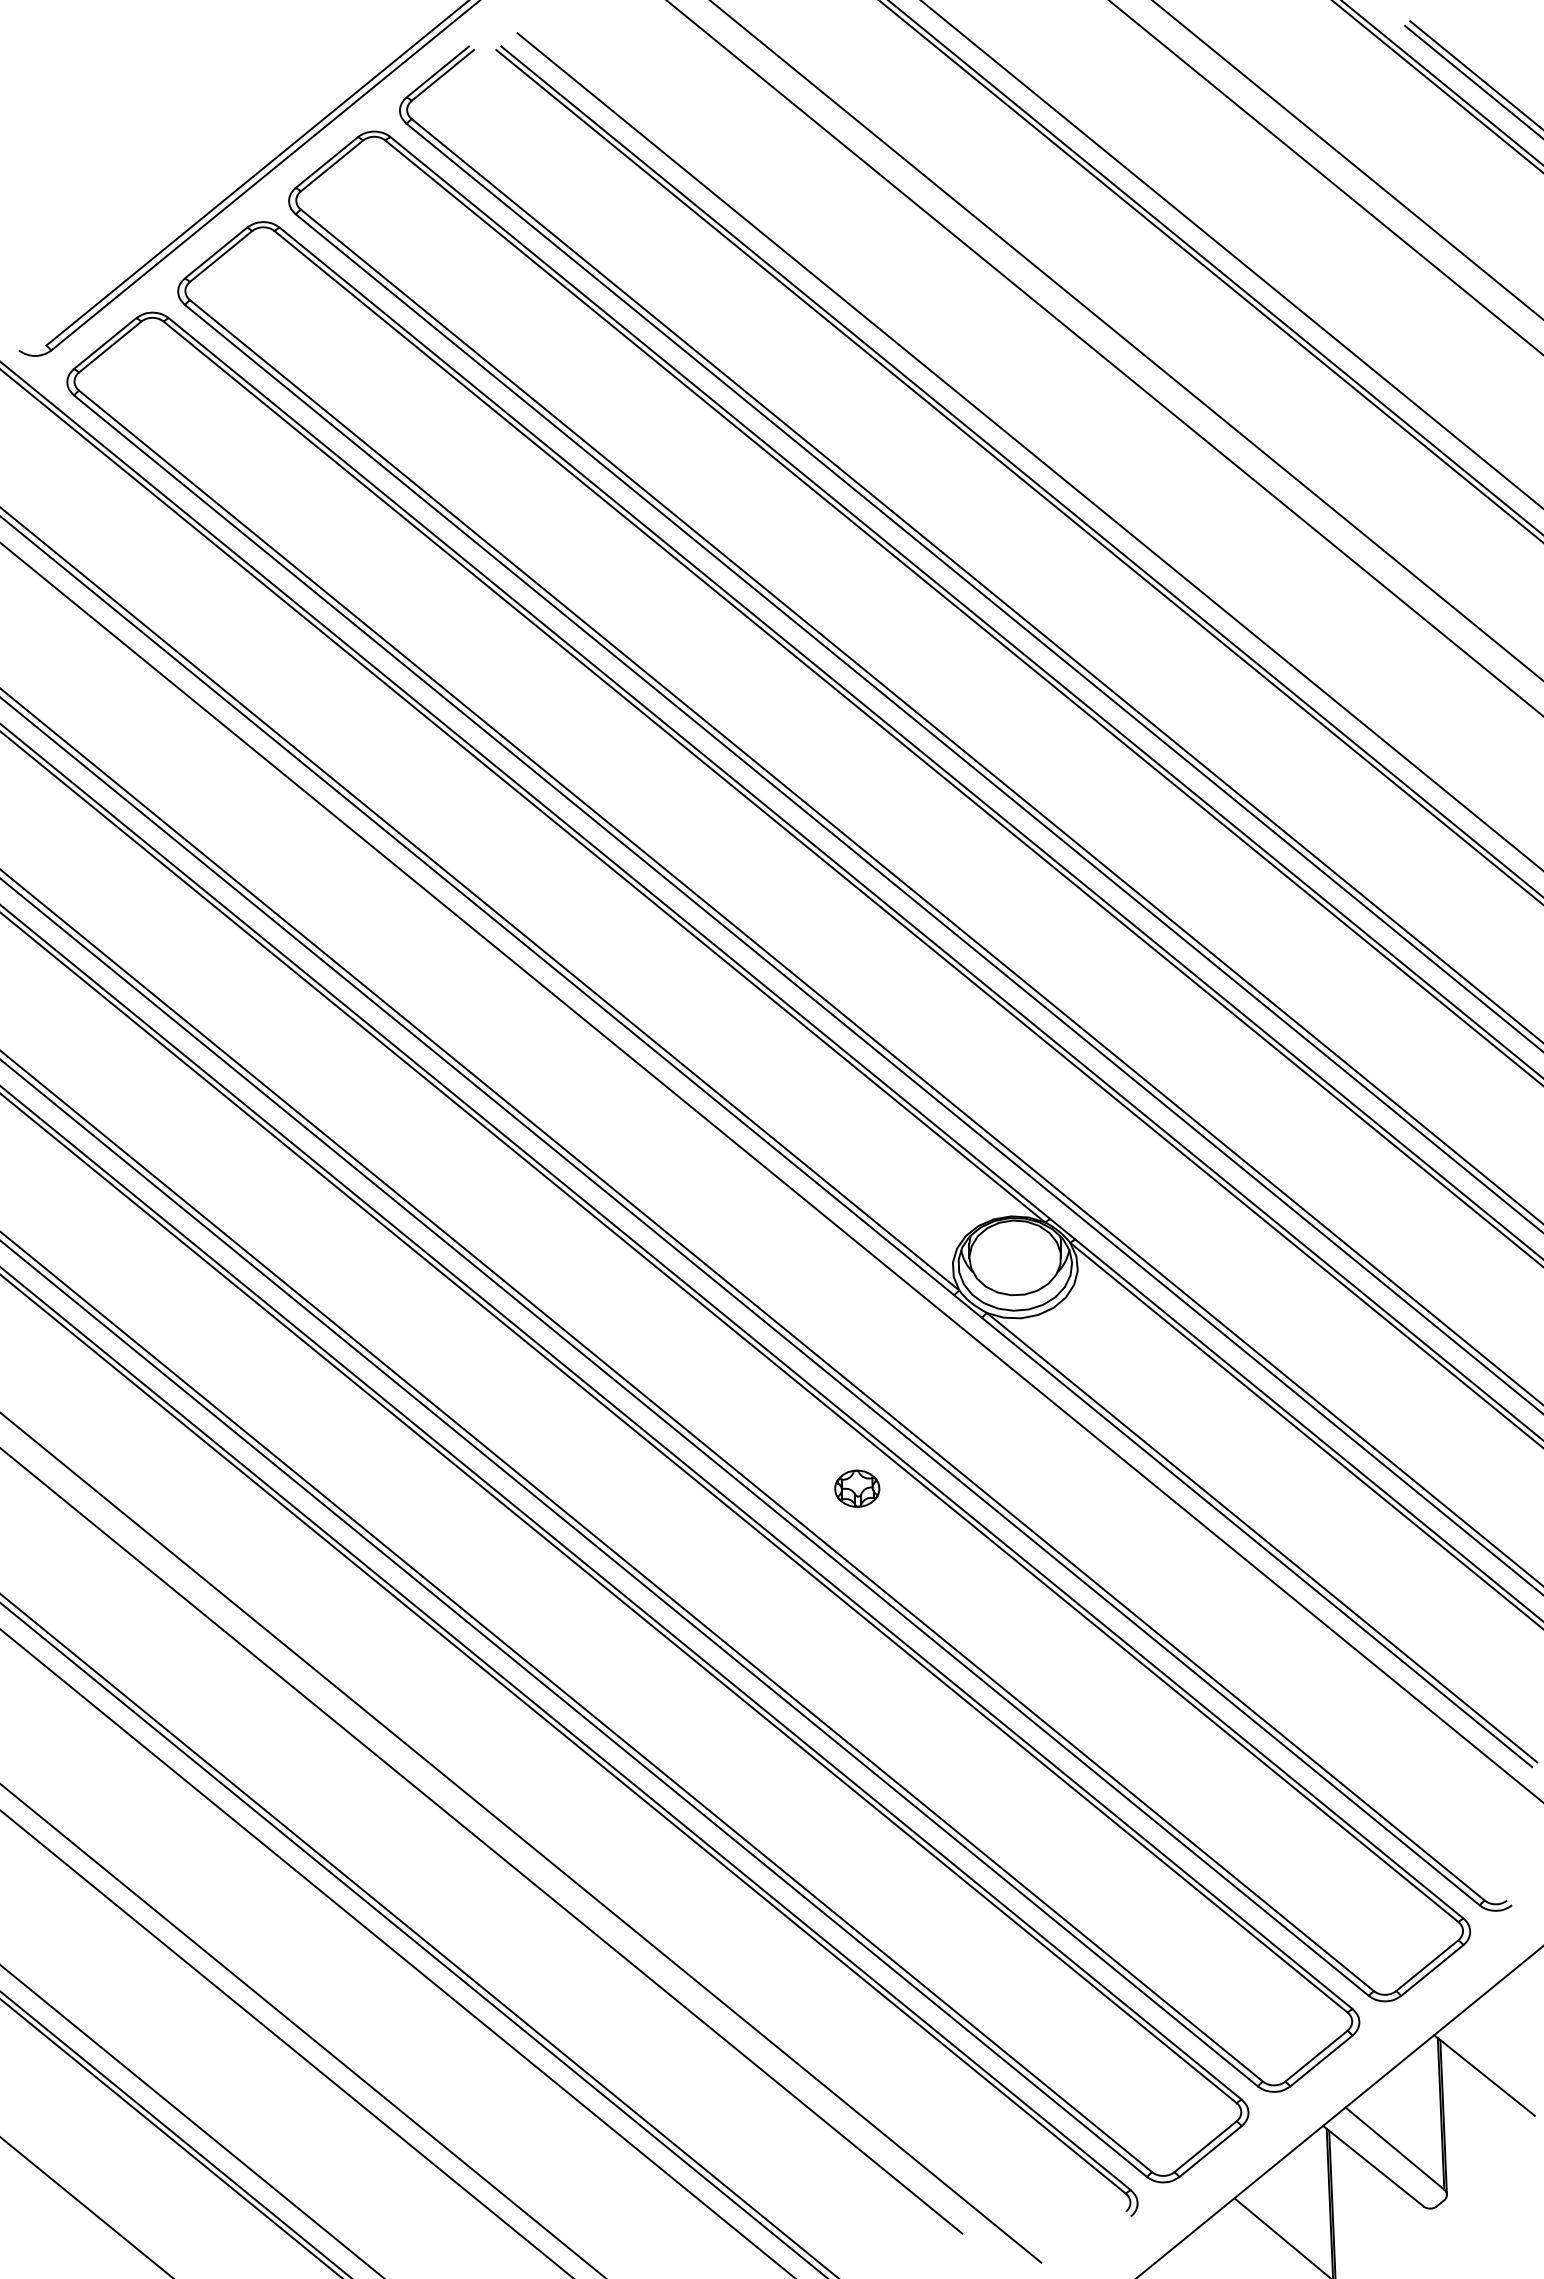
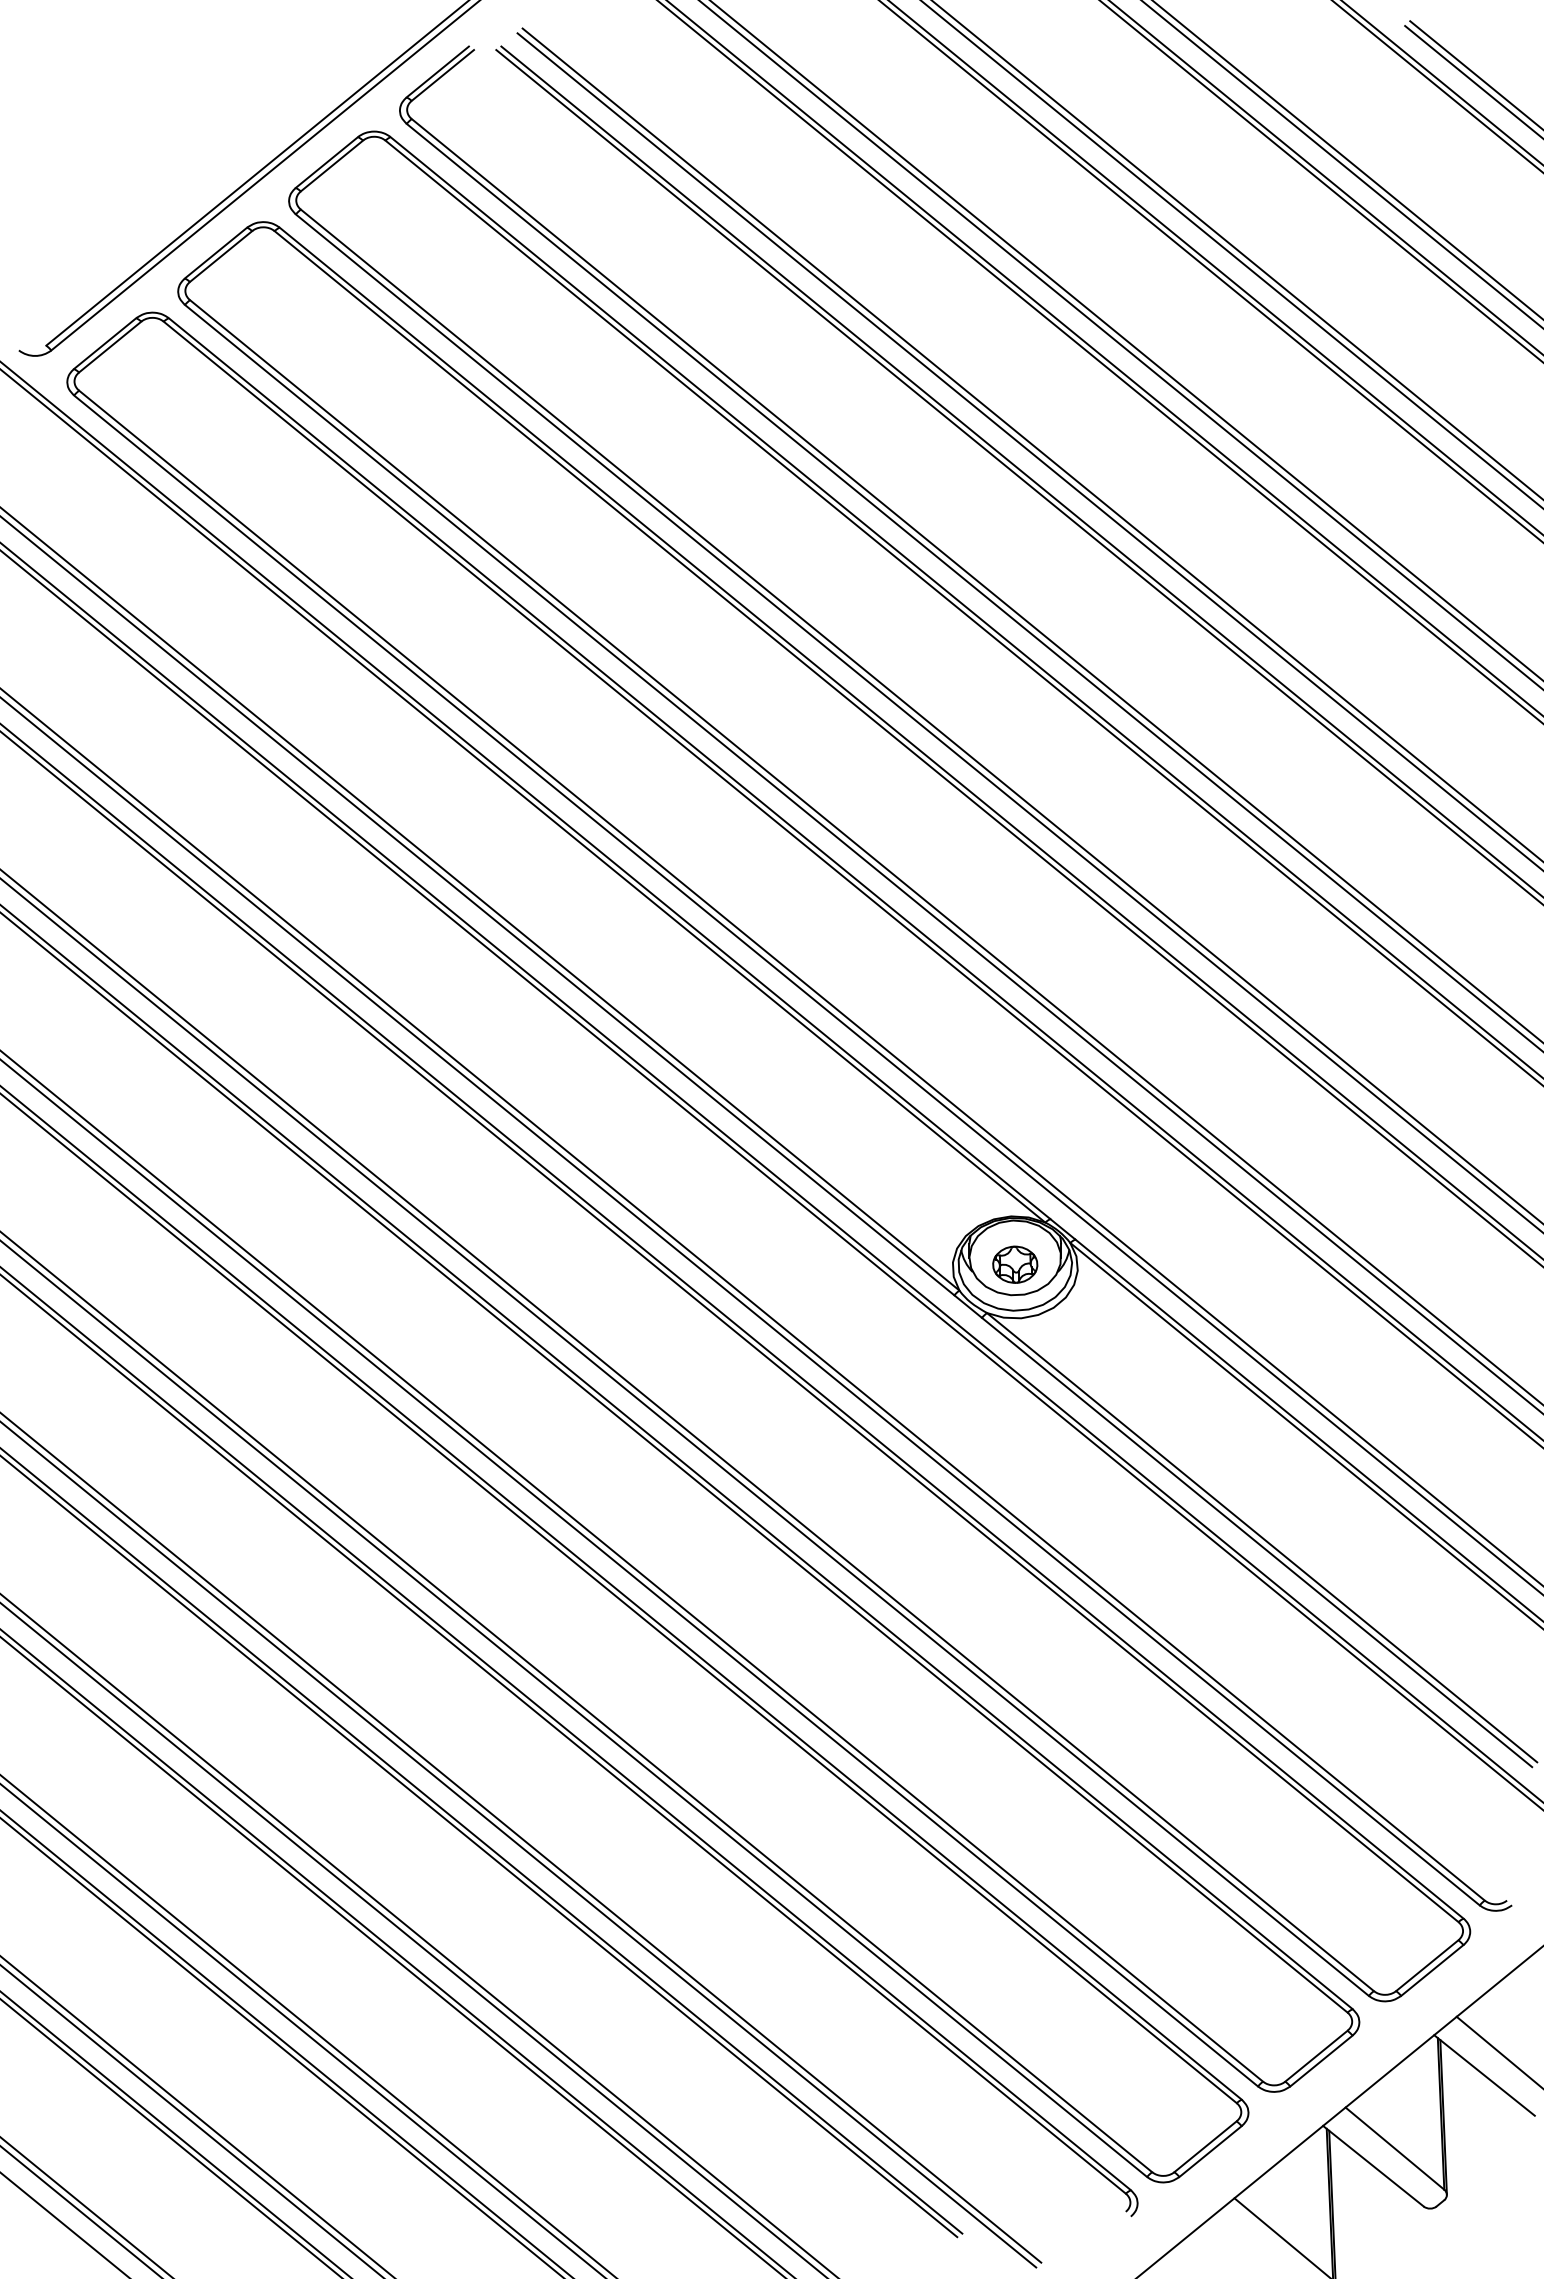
line: none -> present (1341, 164)
line: none -> present (1321, 181)
line: none -> present (1236, 249)
line: none -> present (1120, 344)
line: none -> present (1099, 361)
line: none -> present (1031, 443)
line: none -> present (771, 1180)
part position: (857, 1488) -> (1015, 1264) (1015, 1264)
line: none -> present (519, 1845)
line: none -> present (479, 1847)
line: none -> present (392, 1956)
line: none -> present (307, 2025)
line: none -> present (281, 2047)
line: none -> present (1498, 2051)
line: none -> present (196, 2116)
line: none -> present (80, 2211)
line: none -> present (64, 2224)
